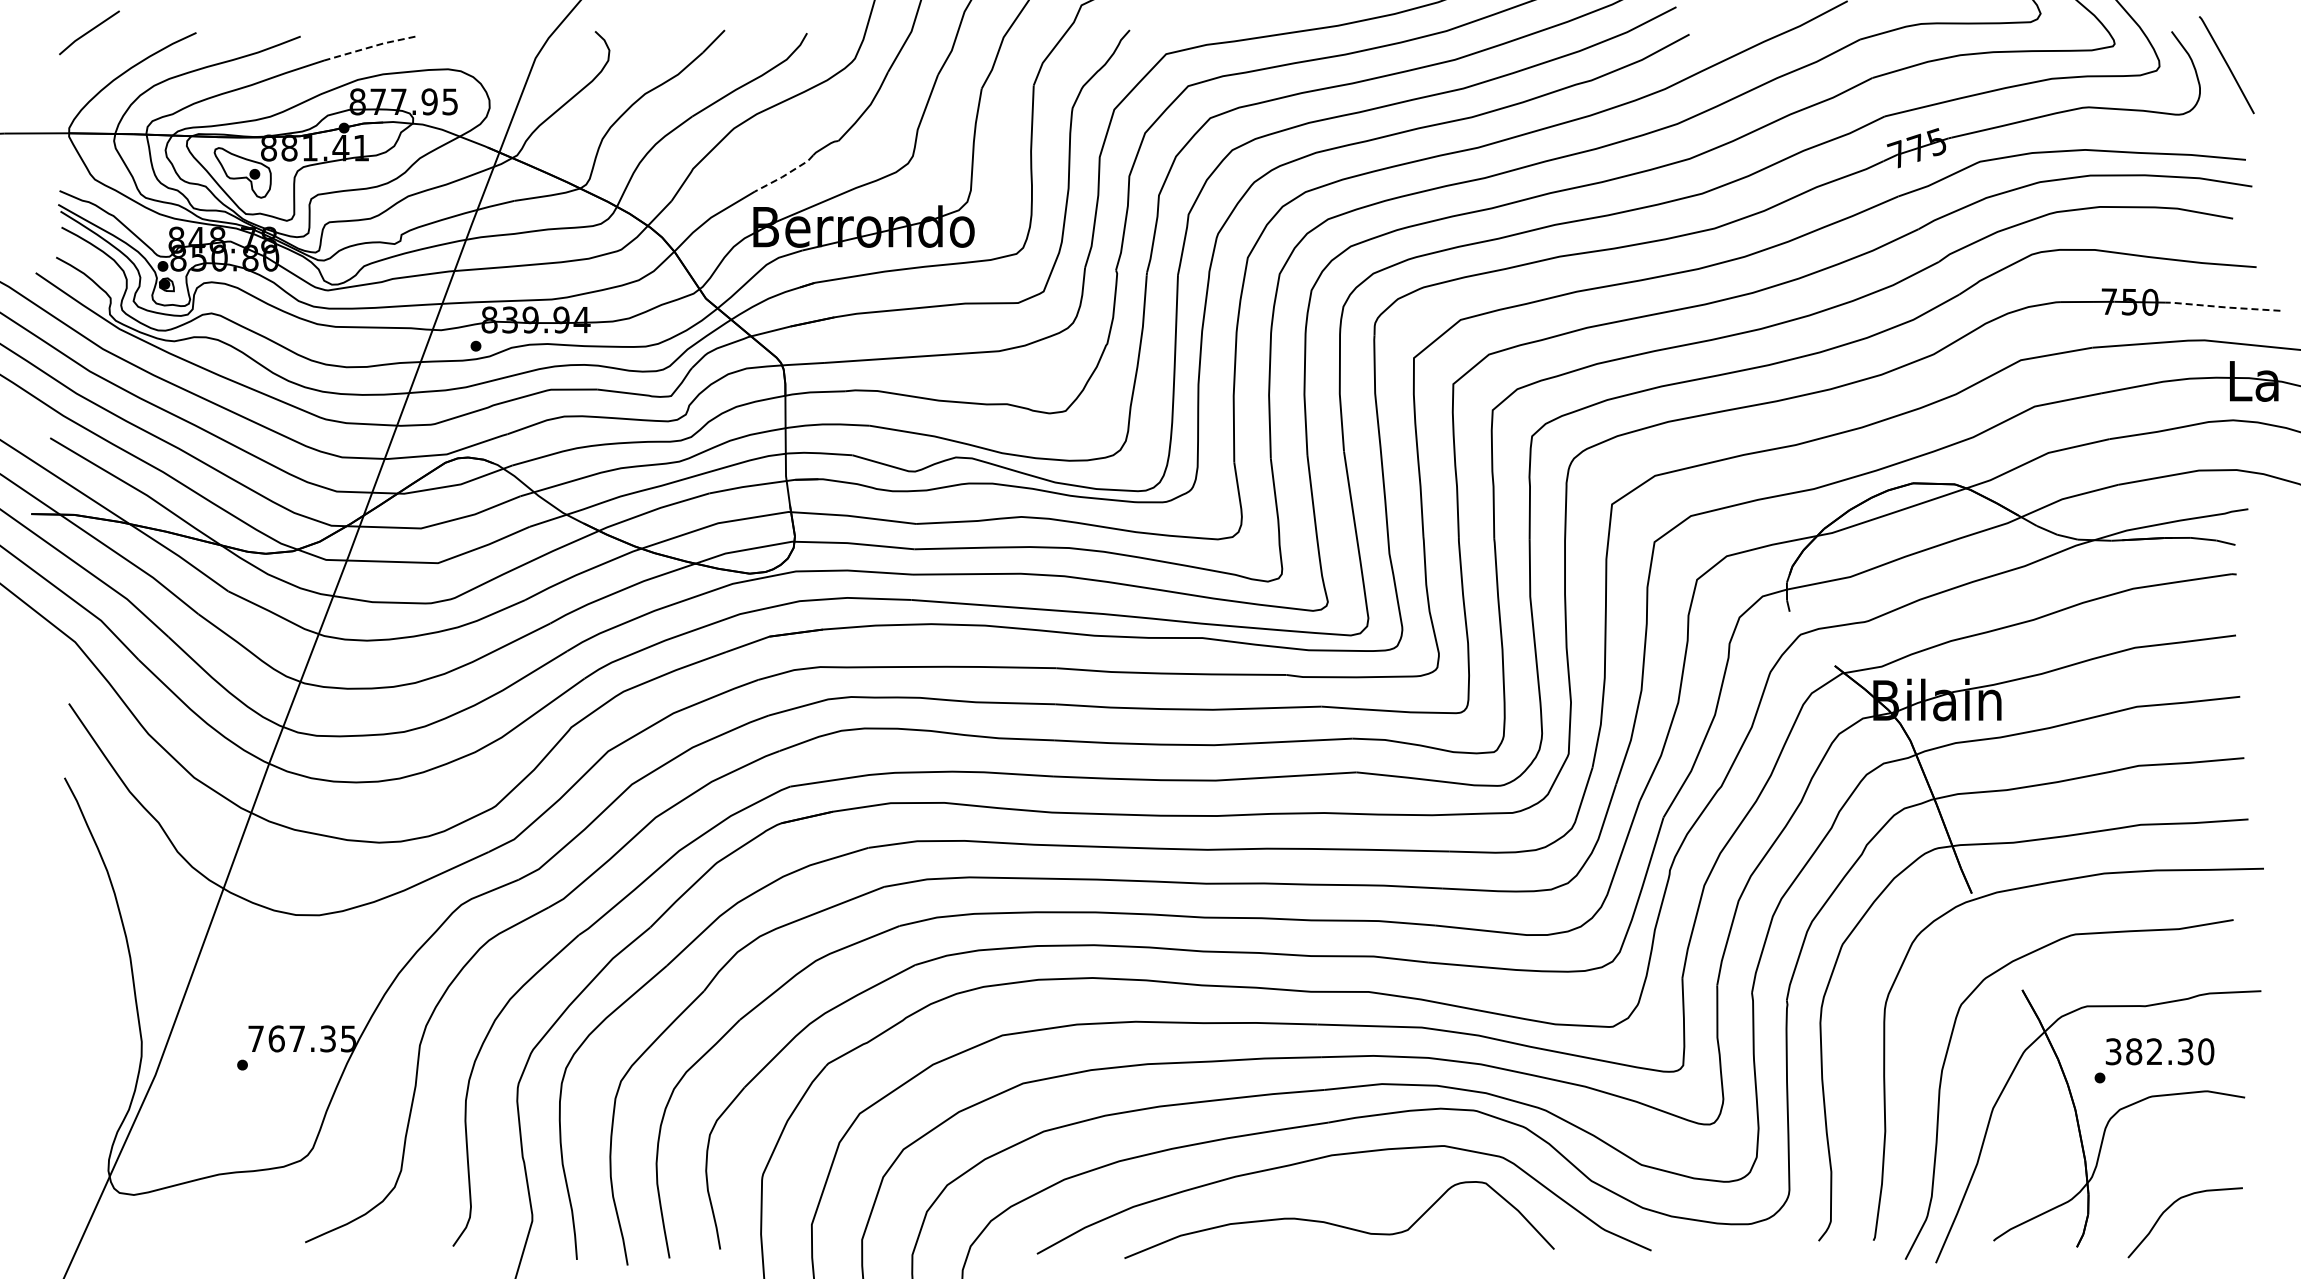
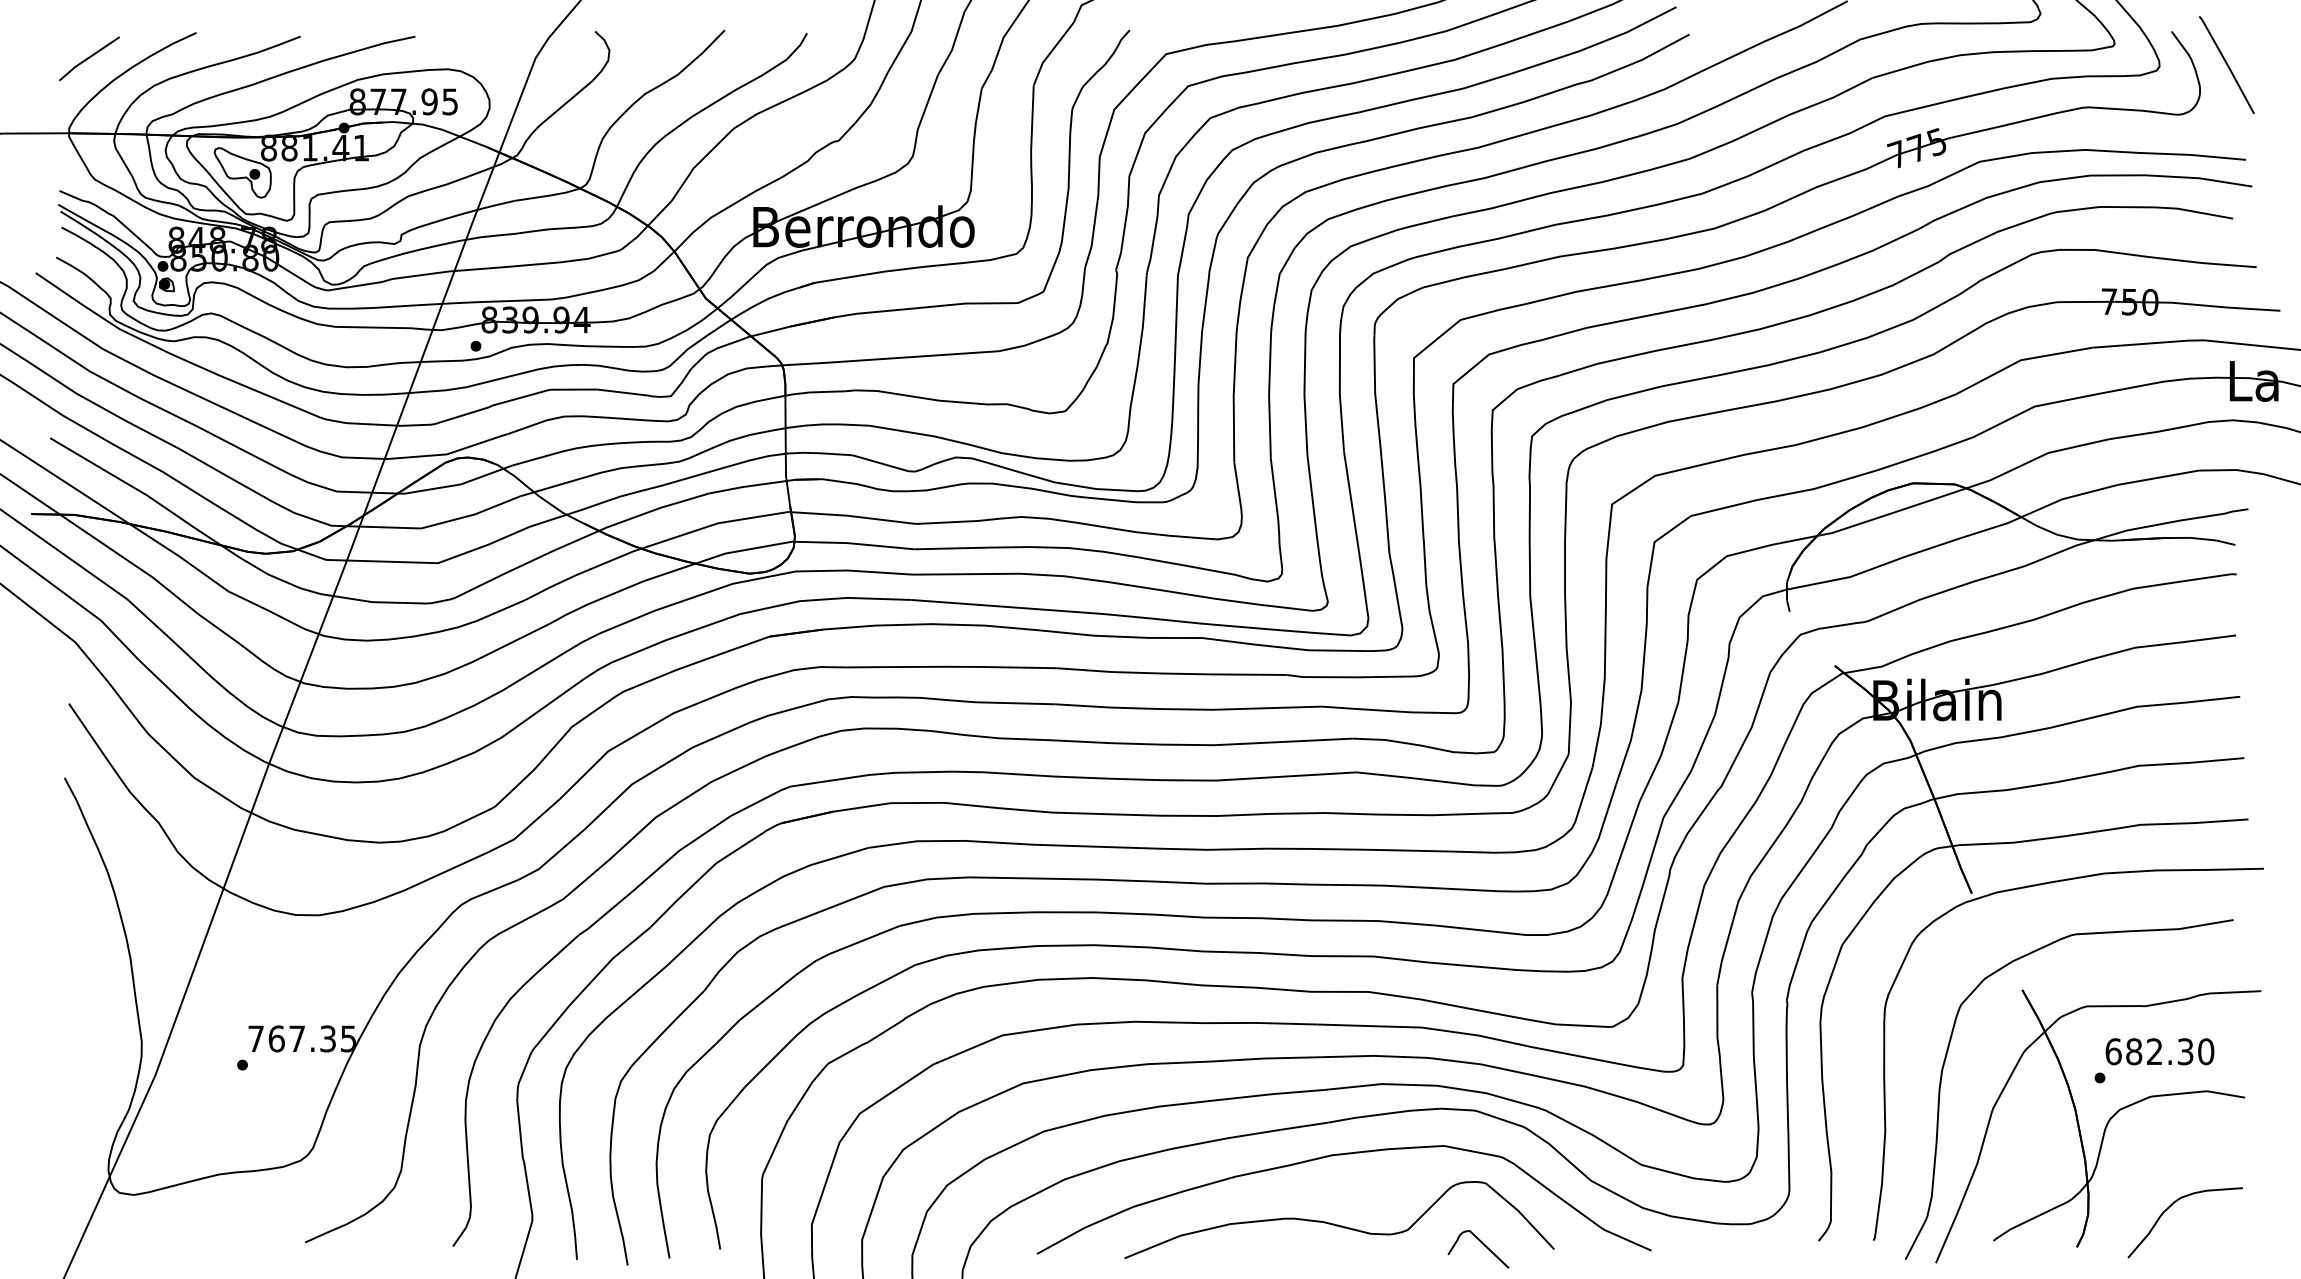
line position: (89, 32) -> (89, 58) (89, 58)
line: dashed -> solid (368, 47)
line: dashed -> solid (785, 175)
line: dashed -> solid (2222, 307)
text: 382.30 -> 682.30 (2113, 1051)
curve: none -> present (1482, 1244)
